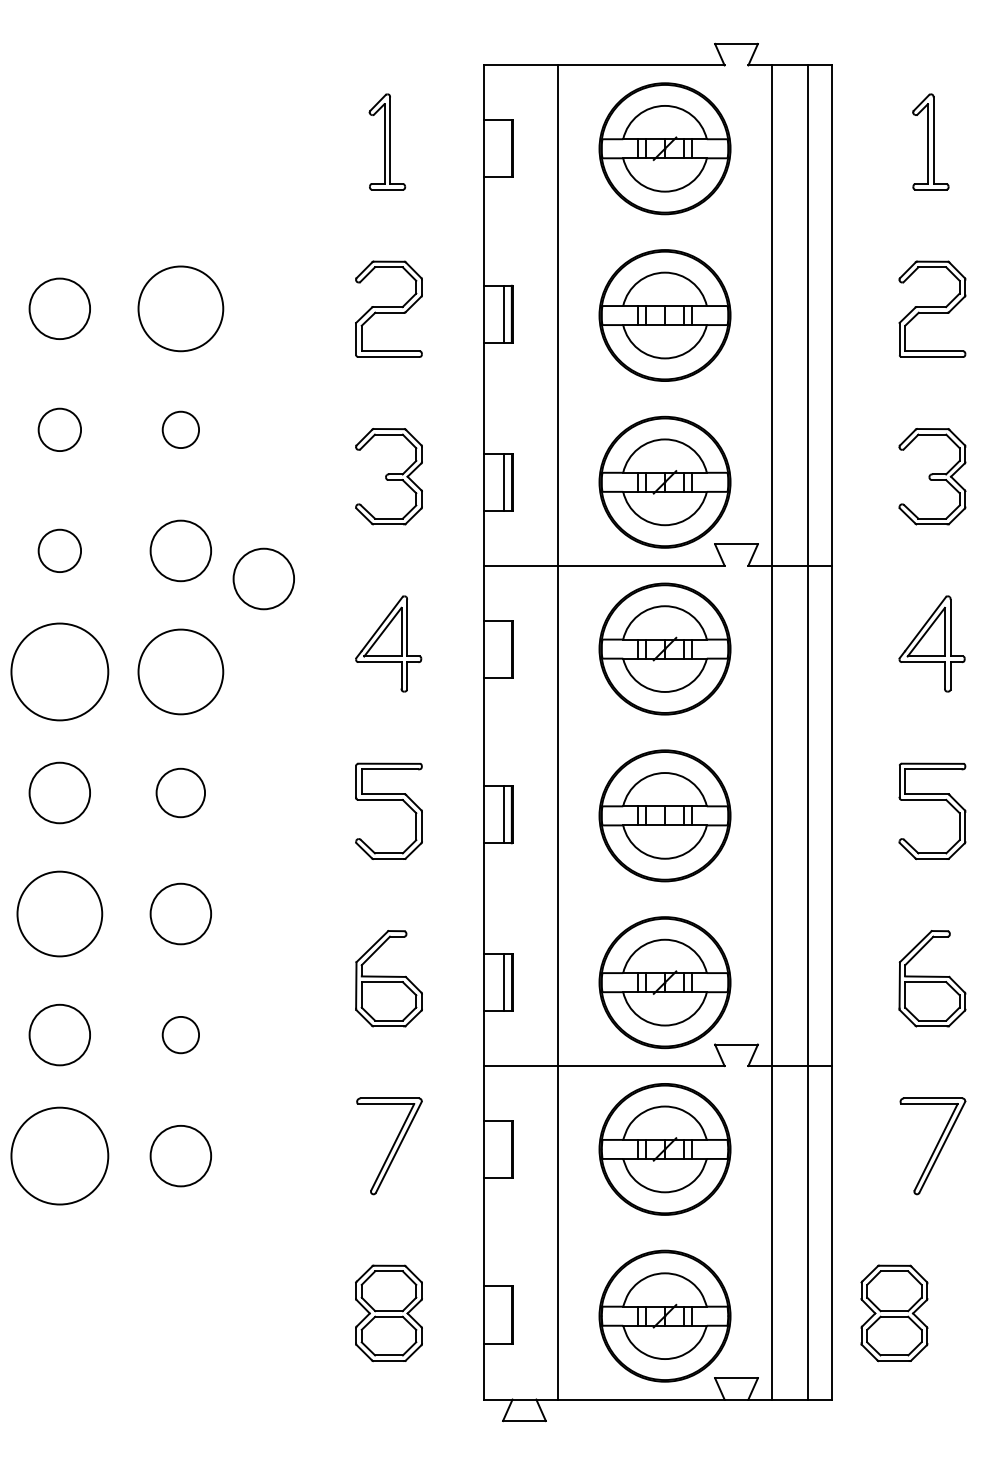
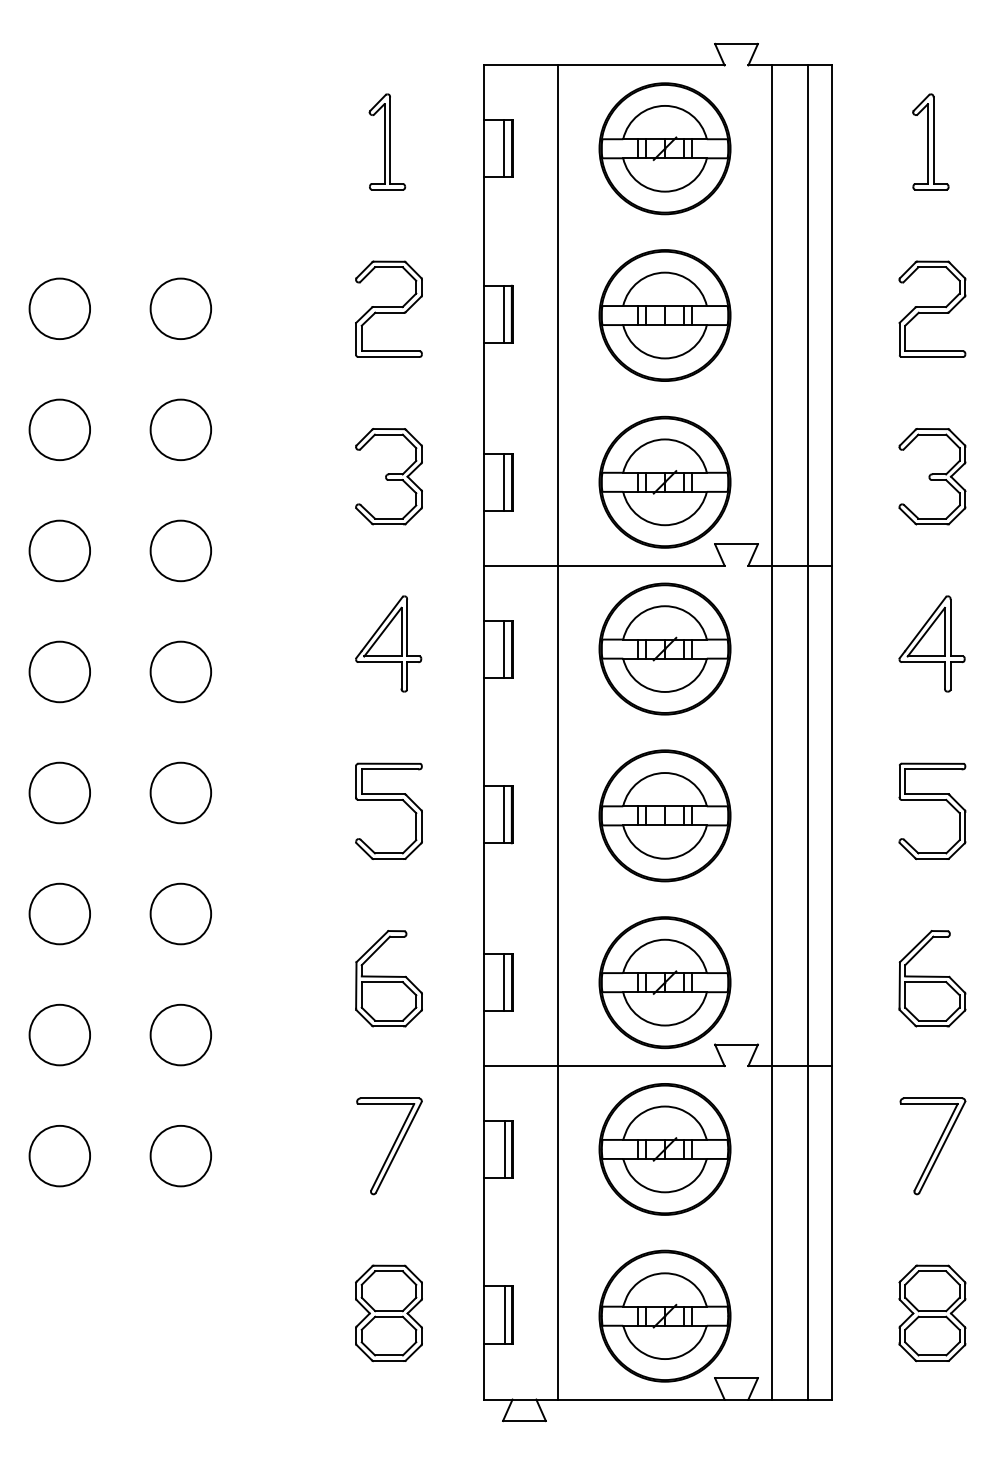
line: none -> present (504, 148)
circle diameter: 85 px -> 61 px (180, 308)
circle diameter: 42 px -> 61 px (59, 429)
circle diameter: 36 px -> 61 px (180, 429)
circle diameter: 42 px -> 61 px (59, 550)
circle: present -> none (263, 578)
line: none -> present (504, 648)
circle diameter: 97 px -> 61 px (59, 671)
circle diameter: 85 px -> 61 px (180, 671)
circle size: 51x52 px -> 63x64 px (180, 792)
circle diameter: 85 px -> 61 px (59, 913)
circle diameter: 36 px -> 61 px (180, 1034)
line: none -> present (504, 1149)
circle diameter: 97 px -> 61 px (59, 1155)
part position: (894, 1313) -> (932, 1313) (932, 1313)
line: none -> present (504, 1314)
